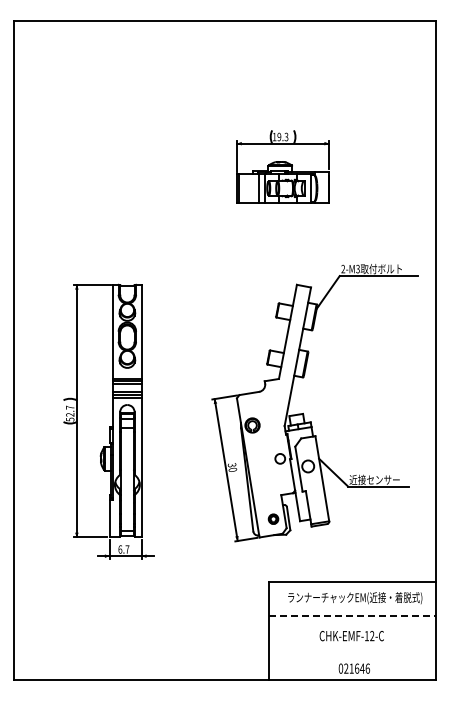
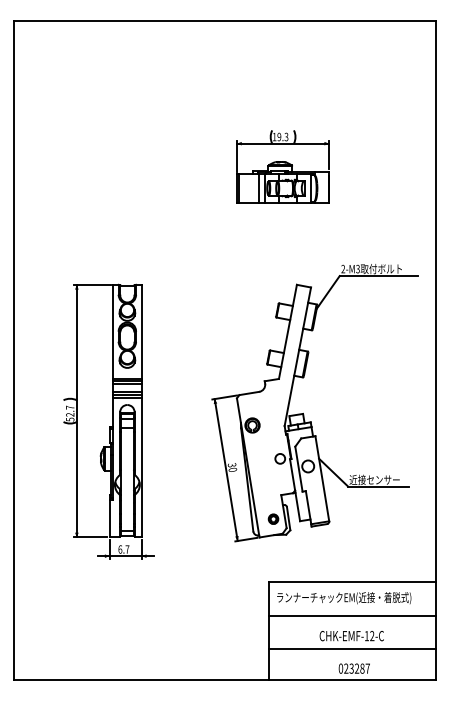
text position: (355, 598) -> (344, 598) (344, 598)
line: dashed -> solid (352, 615)
line: none -> present (352, 649)
text: 021646 -> 023287 (359, 668)
